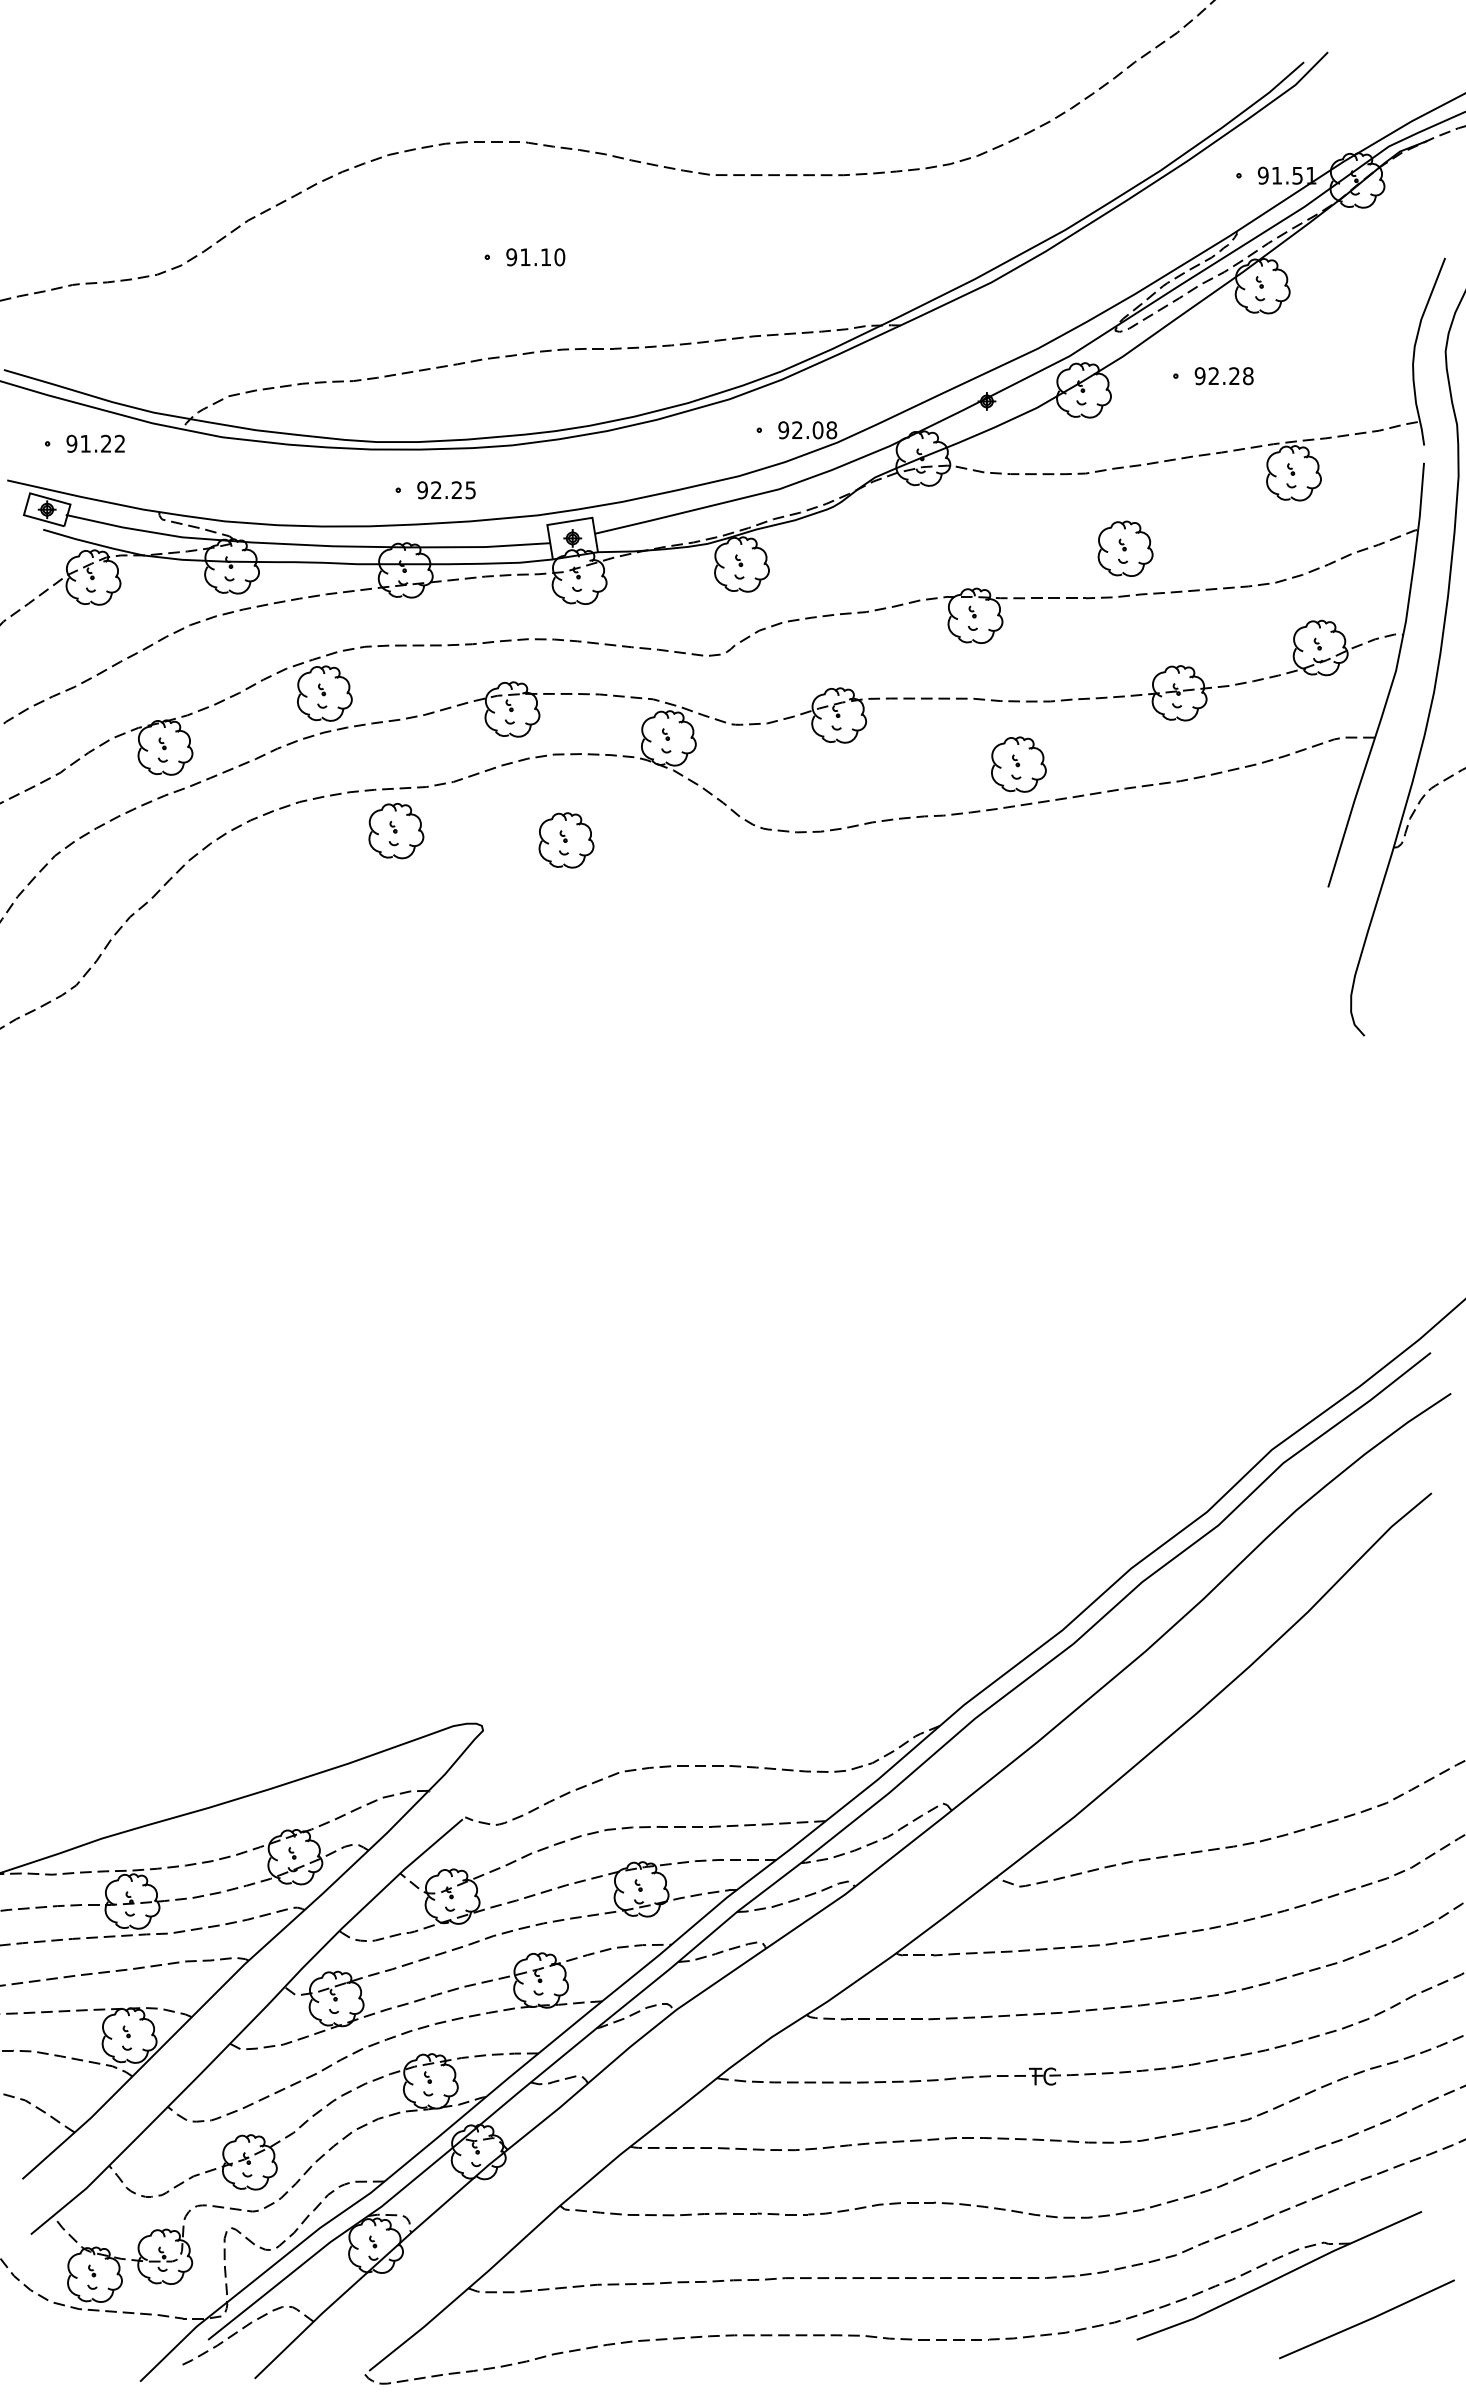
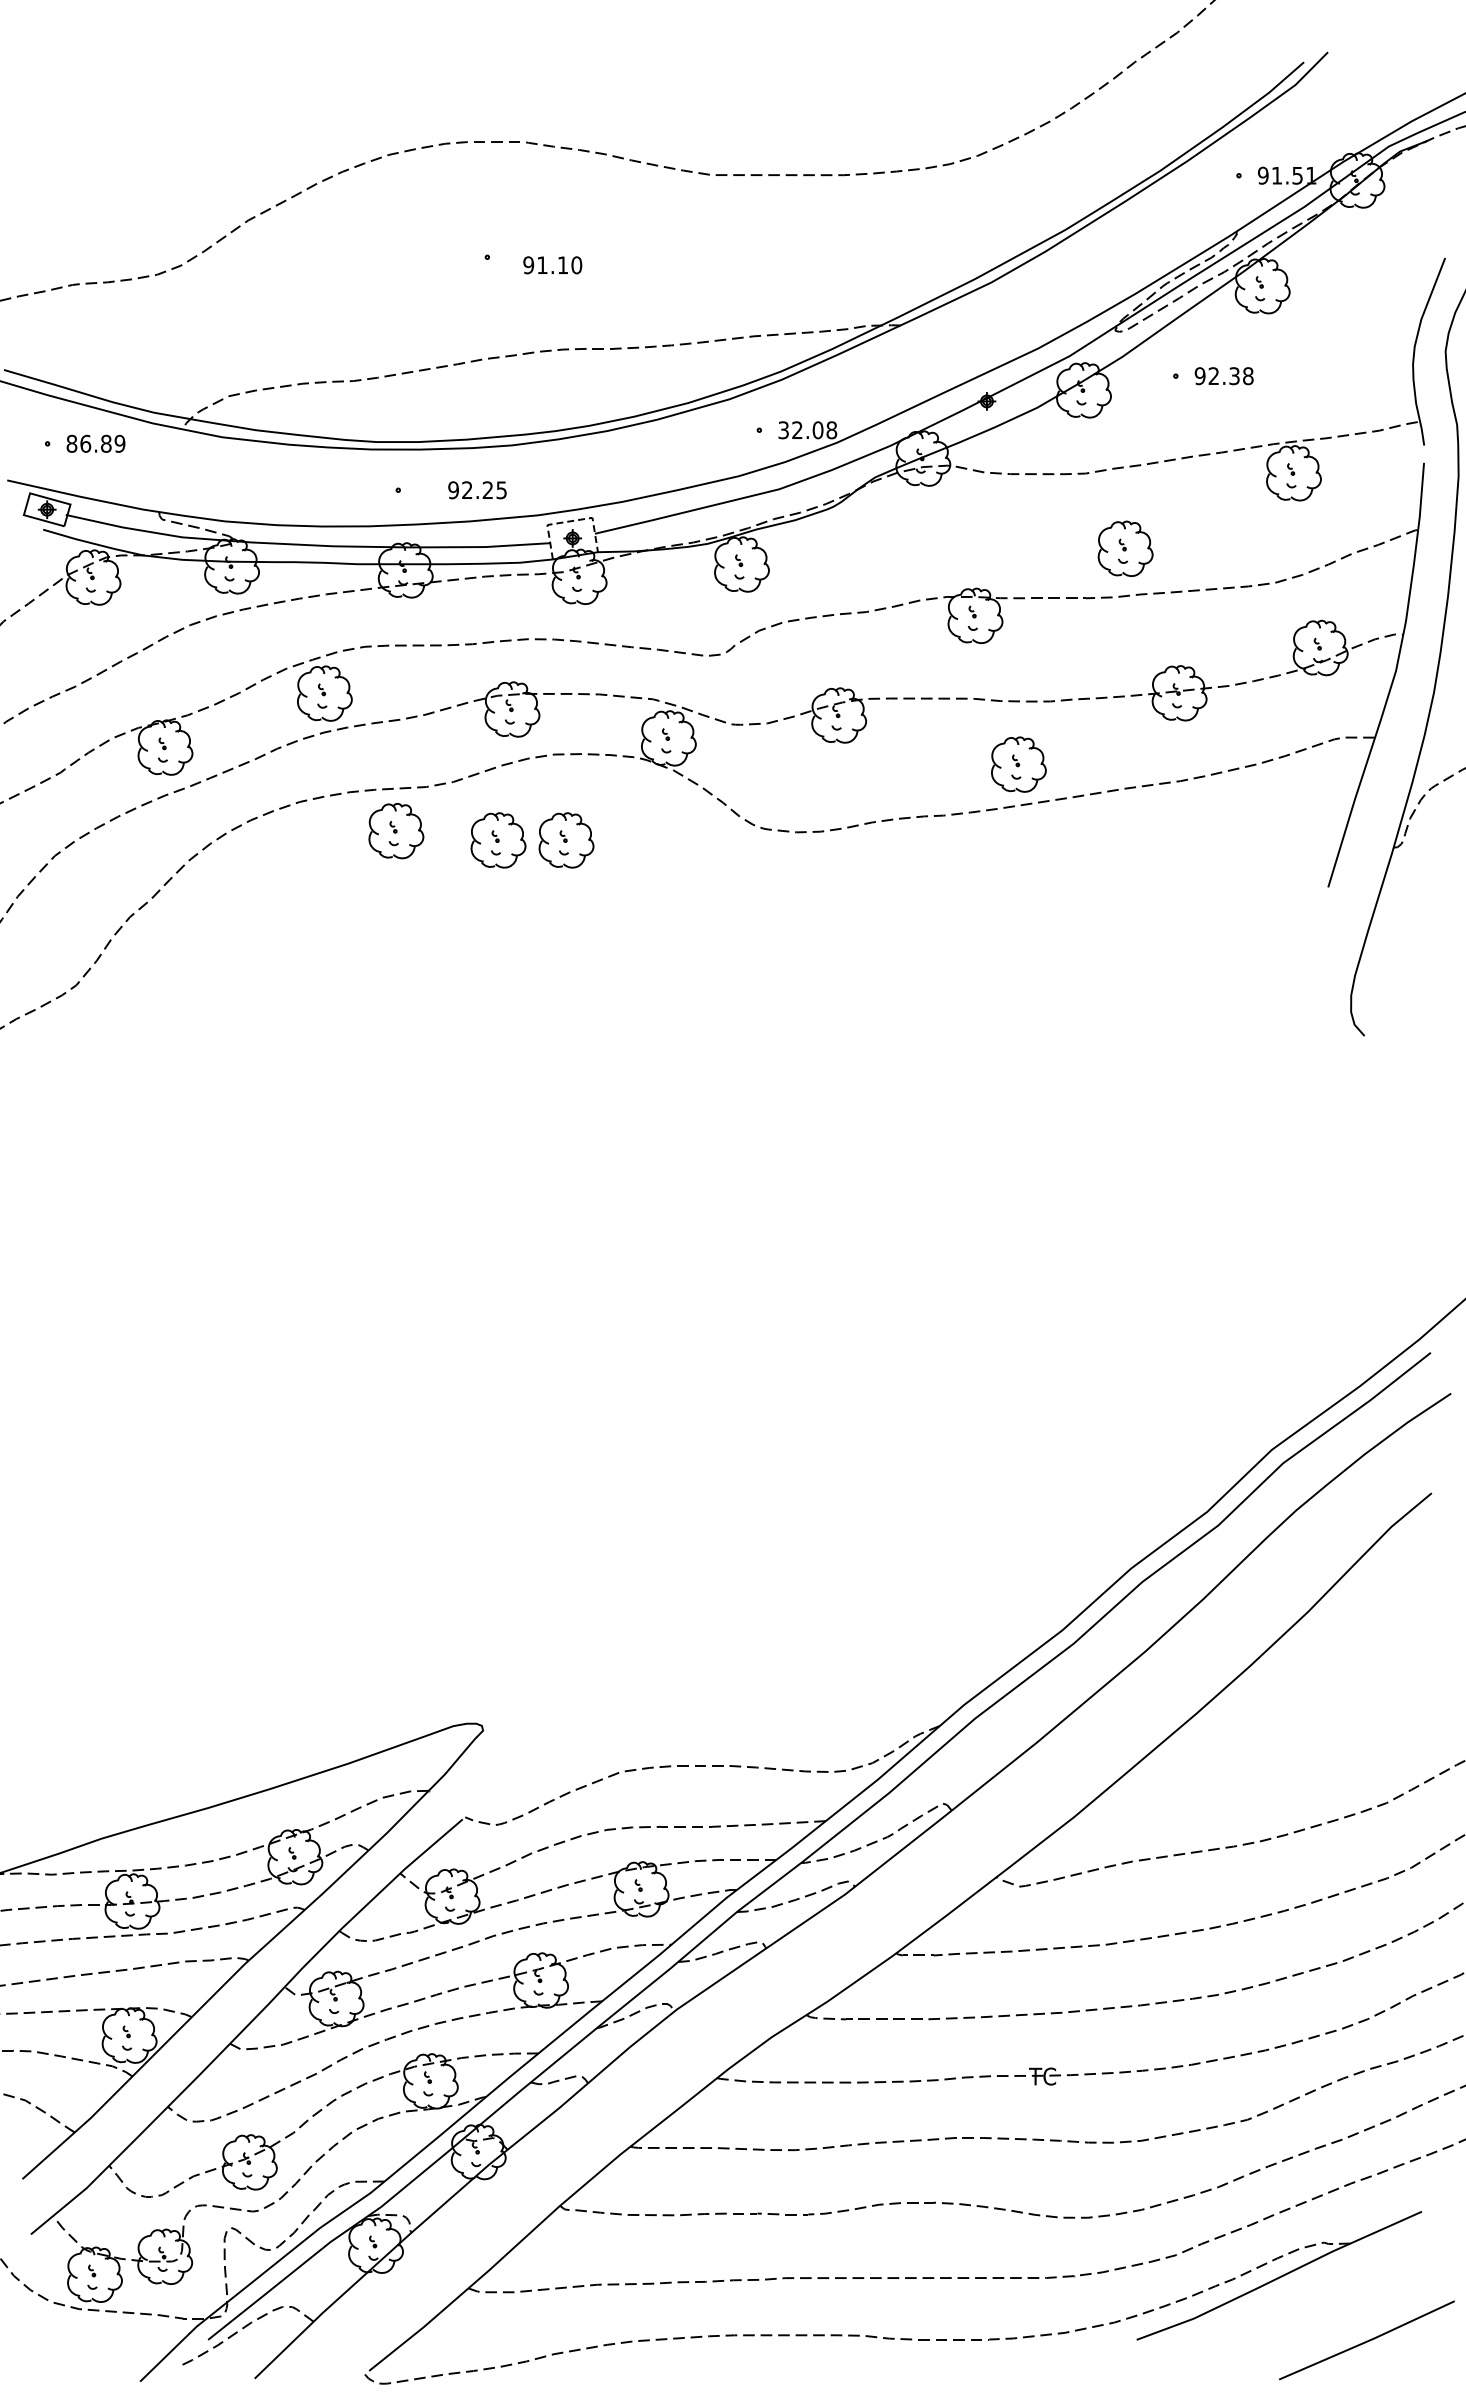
text position: (535, 257) -> (552, 265) (552, 265)
text: 92.28 -> 92.38 (1234, 376)
text: 92.08 -> 32.08 (783, 430)
text: 91.22 -> 86.89 (95, 443)
text position: (446, 490) -> (477, 490) (477, 490)
line: solid -> dashed (569, 521)
part: none -> present (498, 840)
line position: (1366, 2319) -> (1366, 2340) (1366, 2340)
